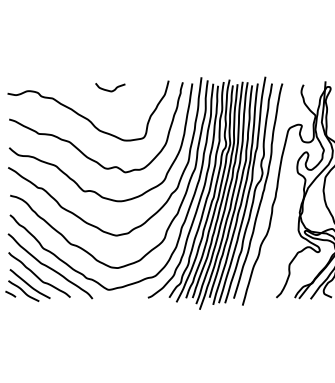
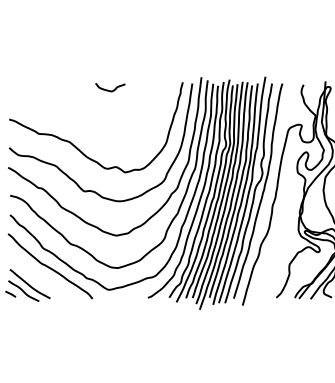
curve: present -> none (84, 116)
curve: present -> none (37, 275)
